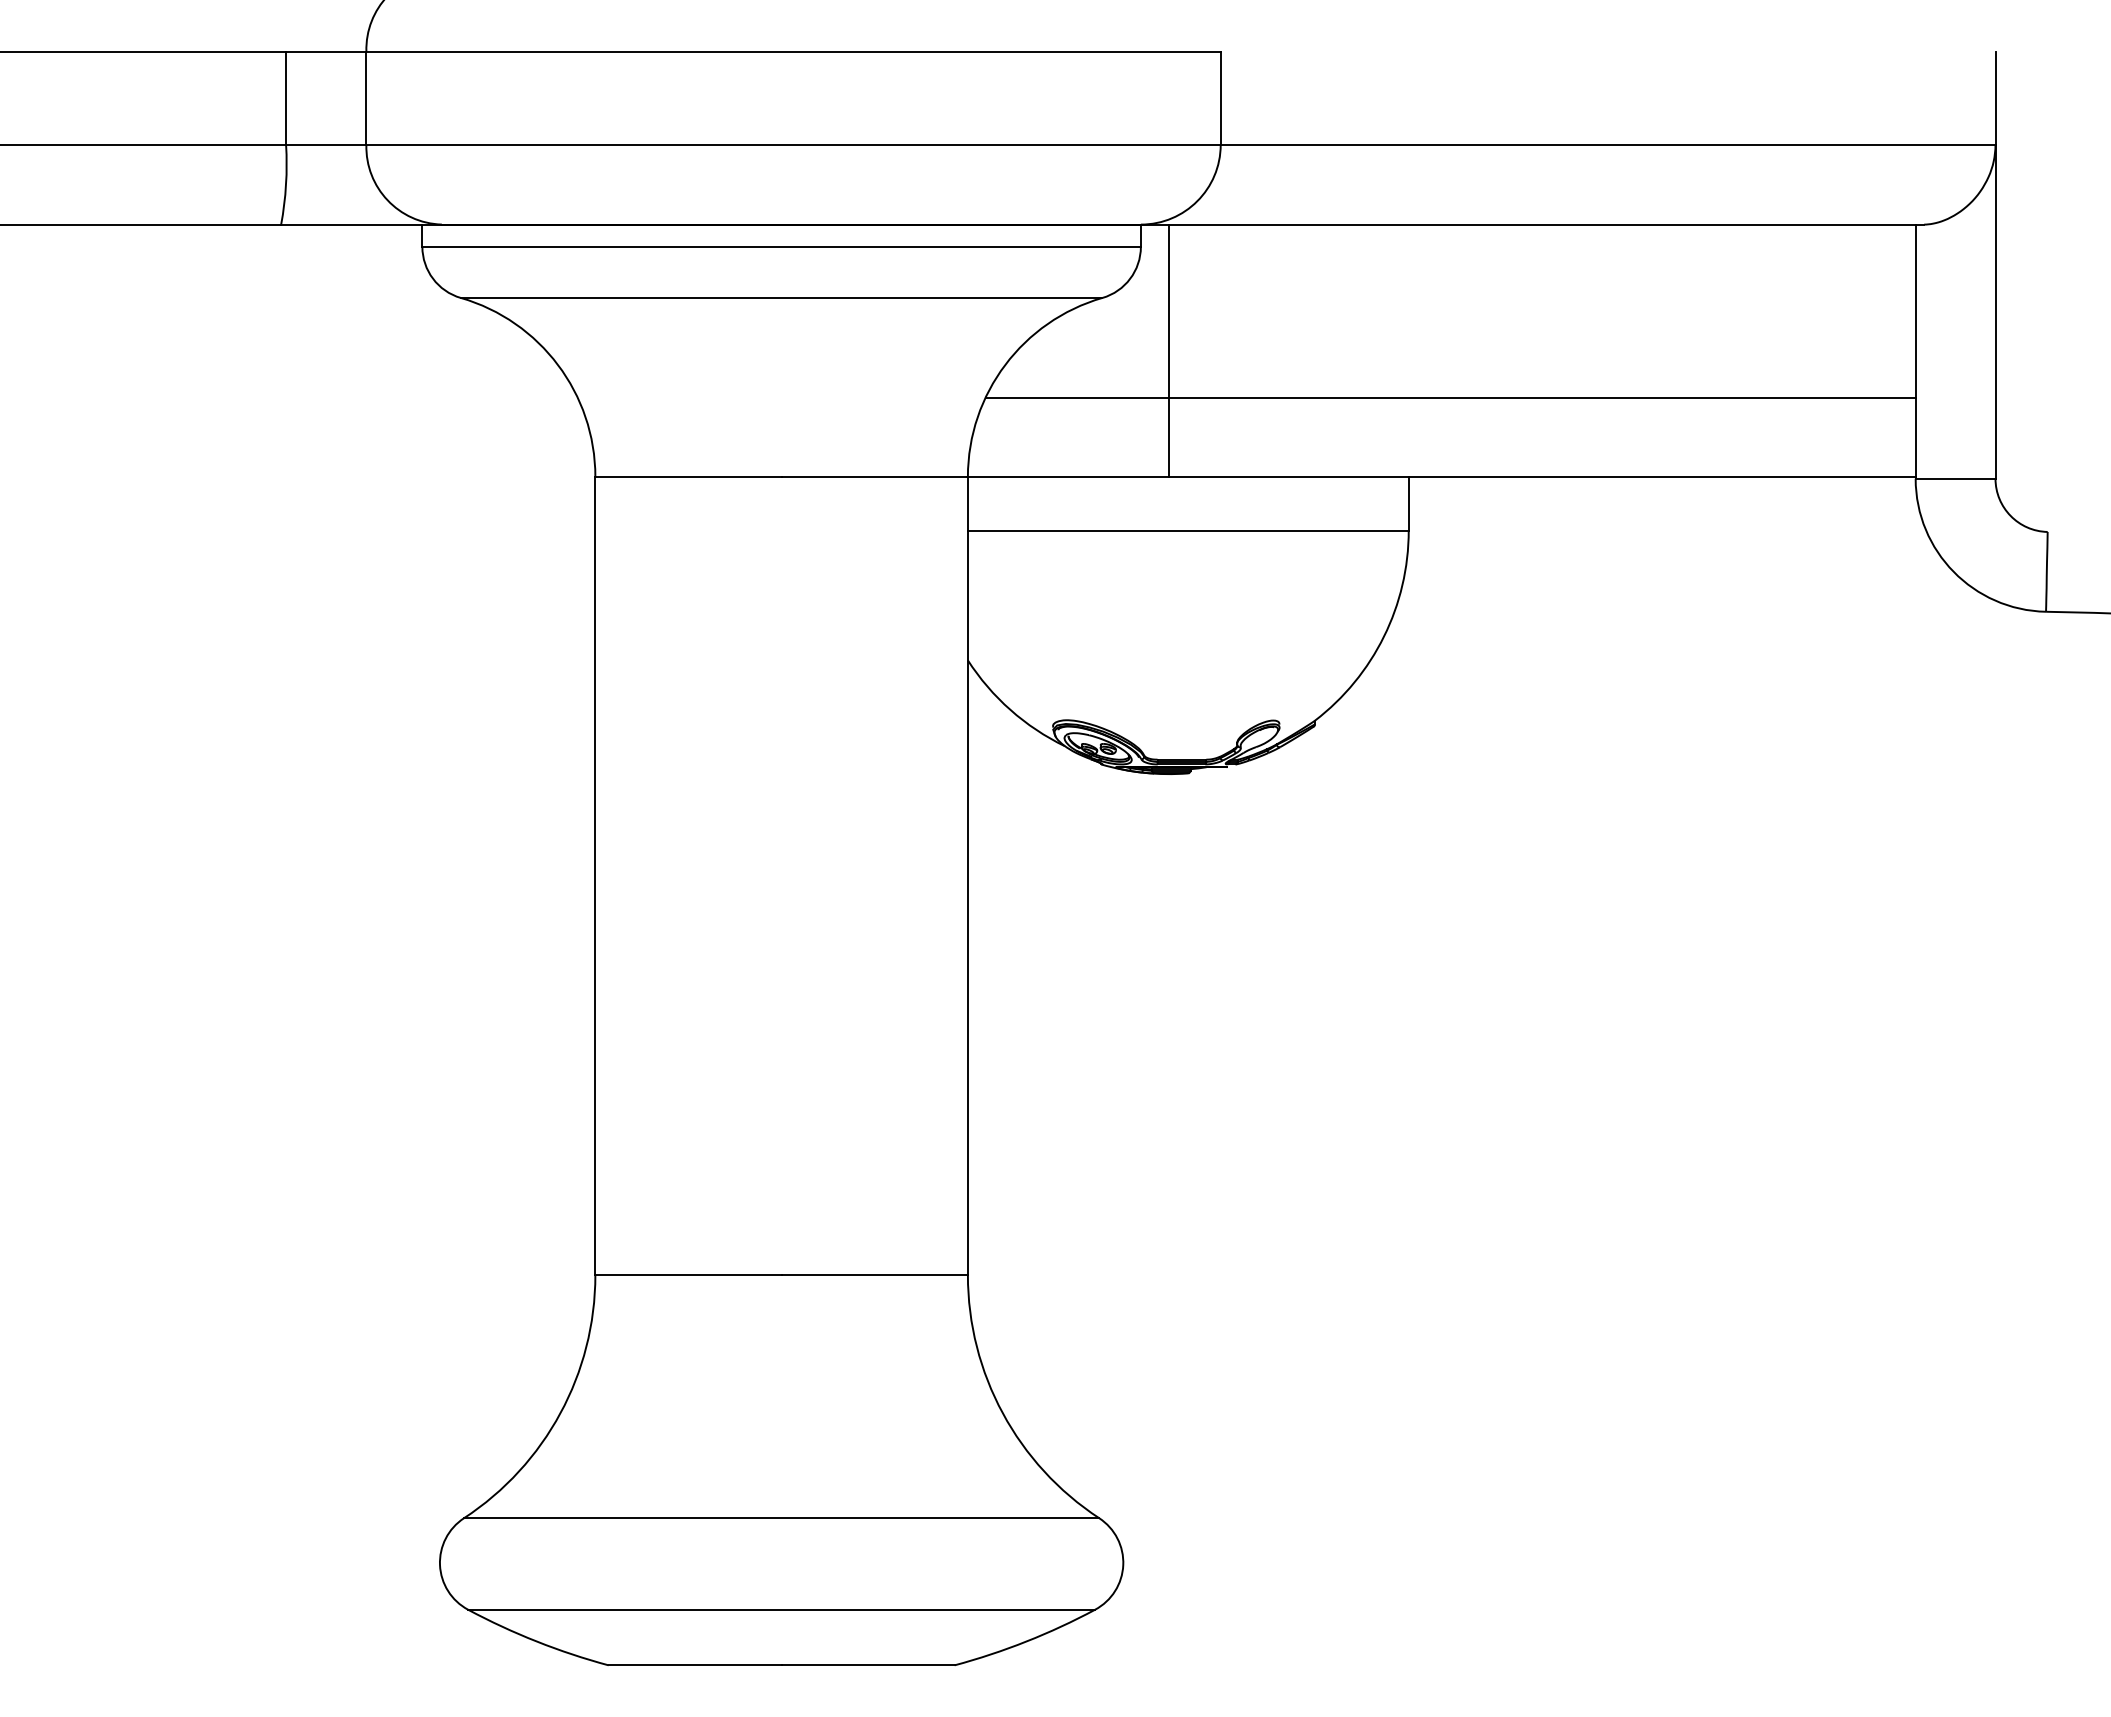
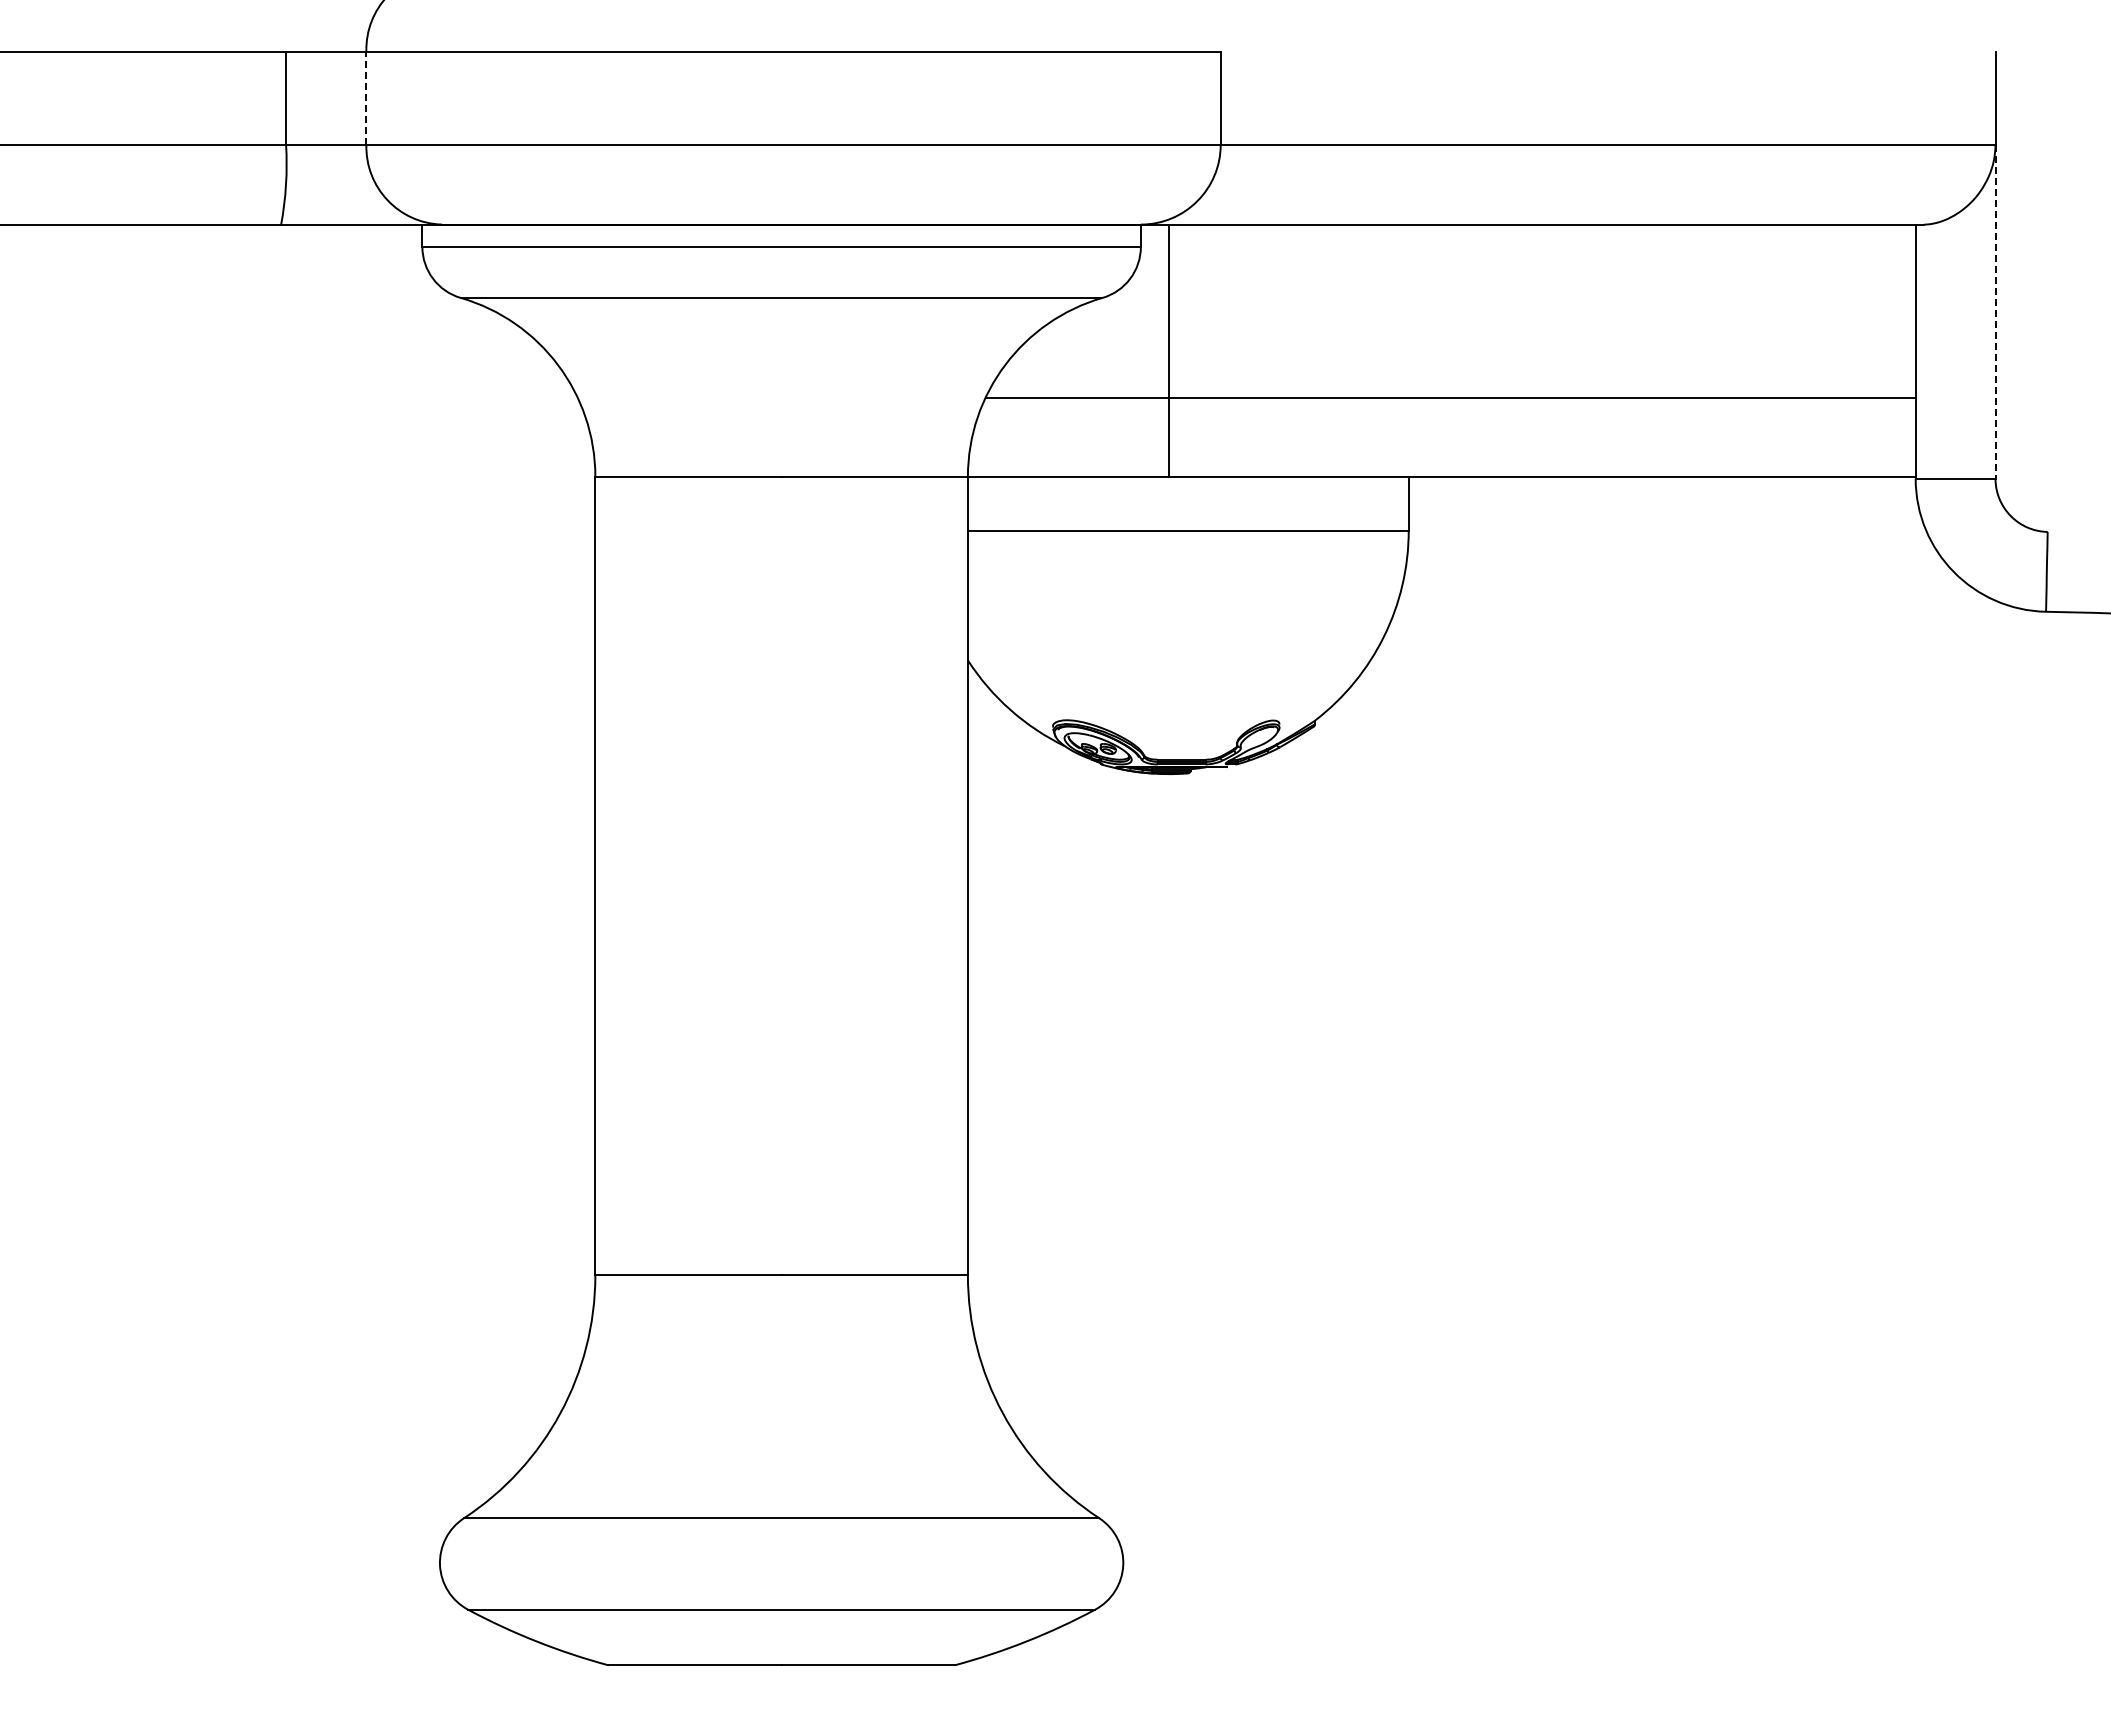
line: solid -> dashed (366, 98)
line: solid -> dashed (1995, 311)
